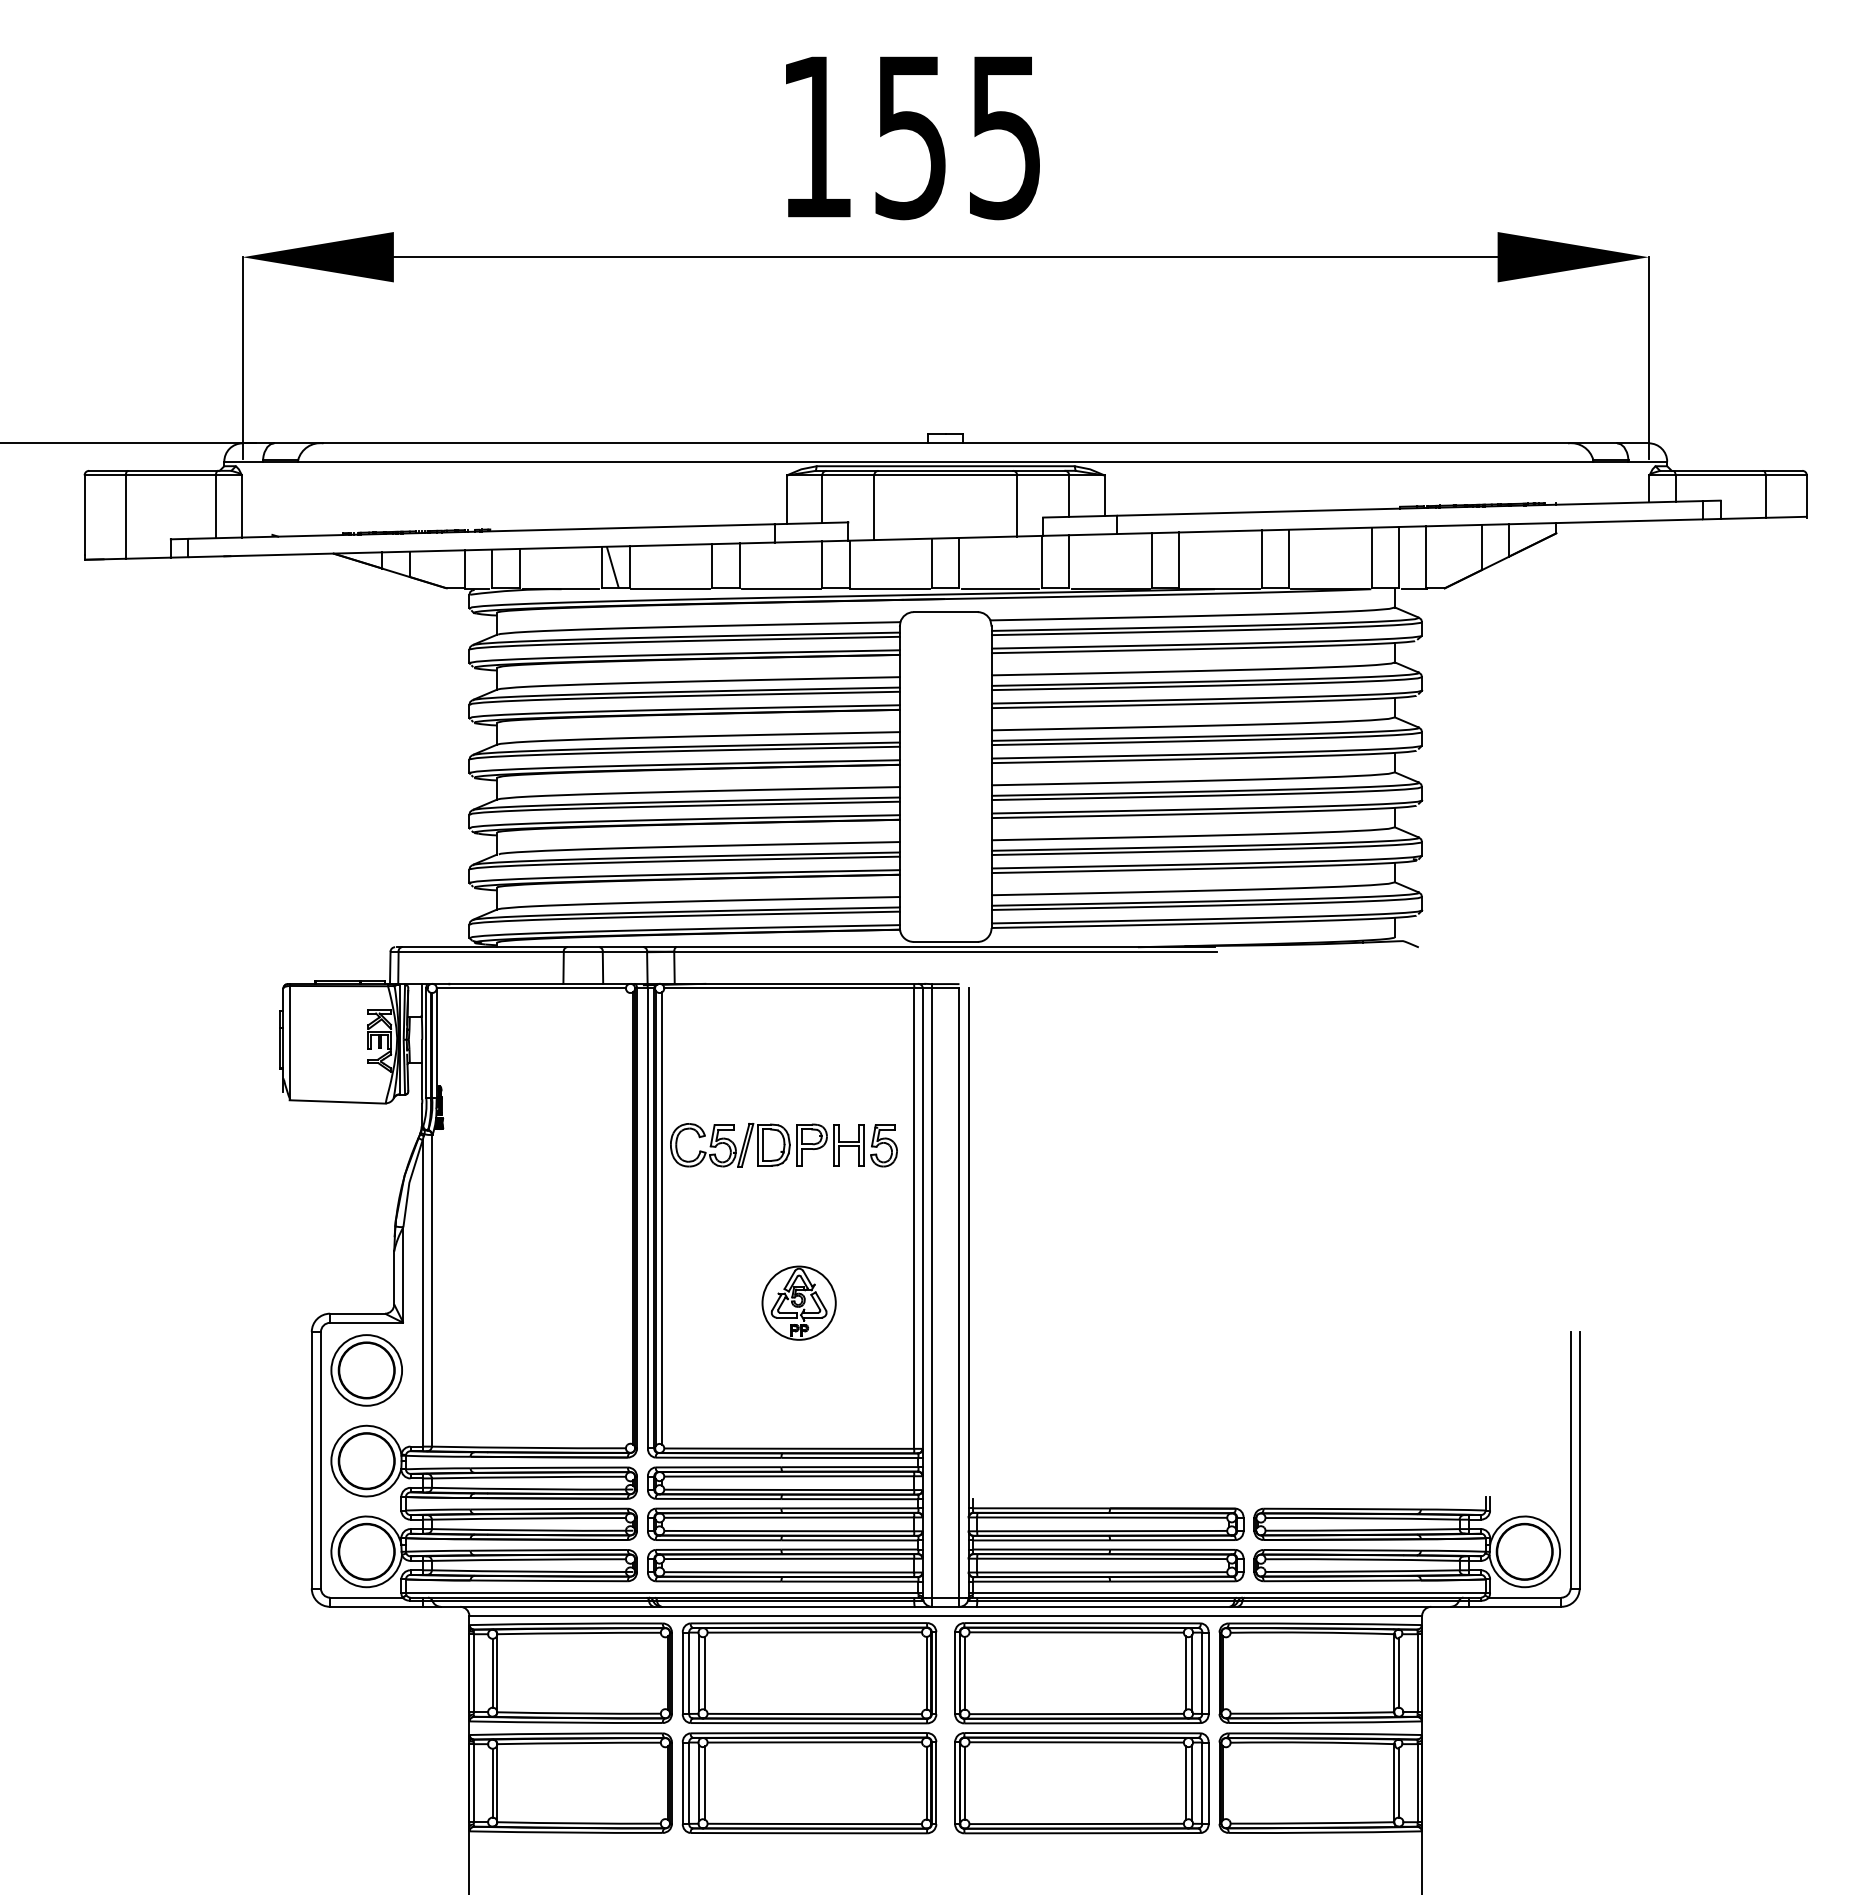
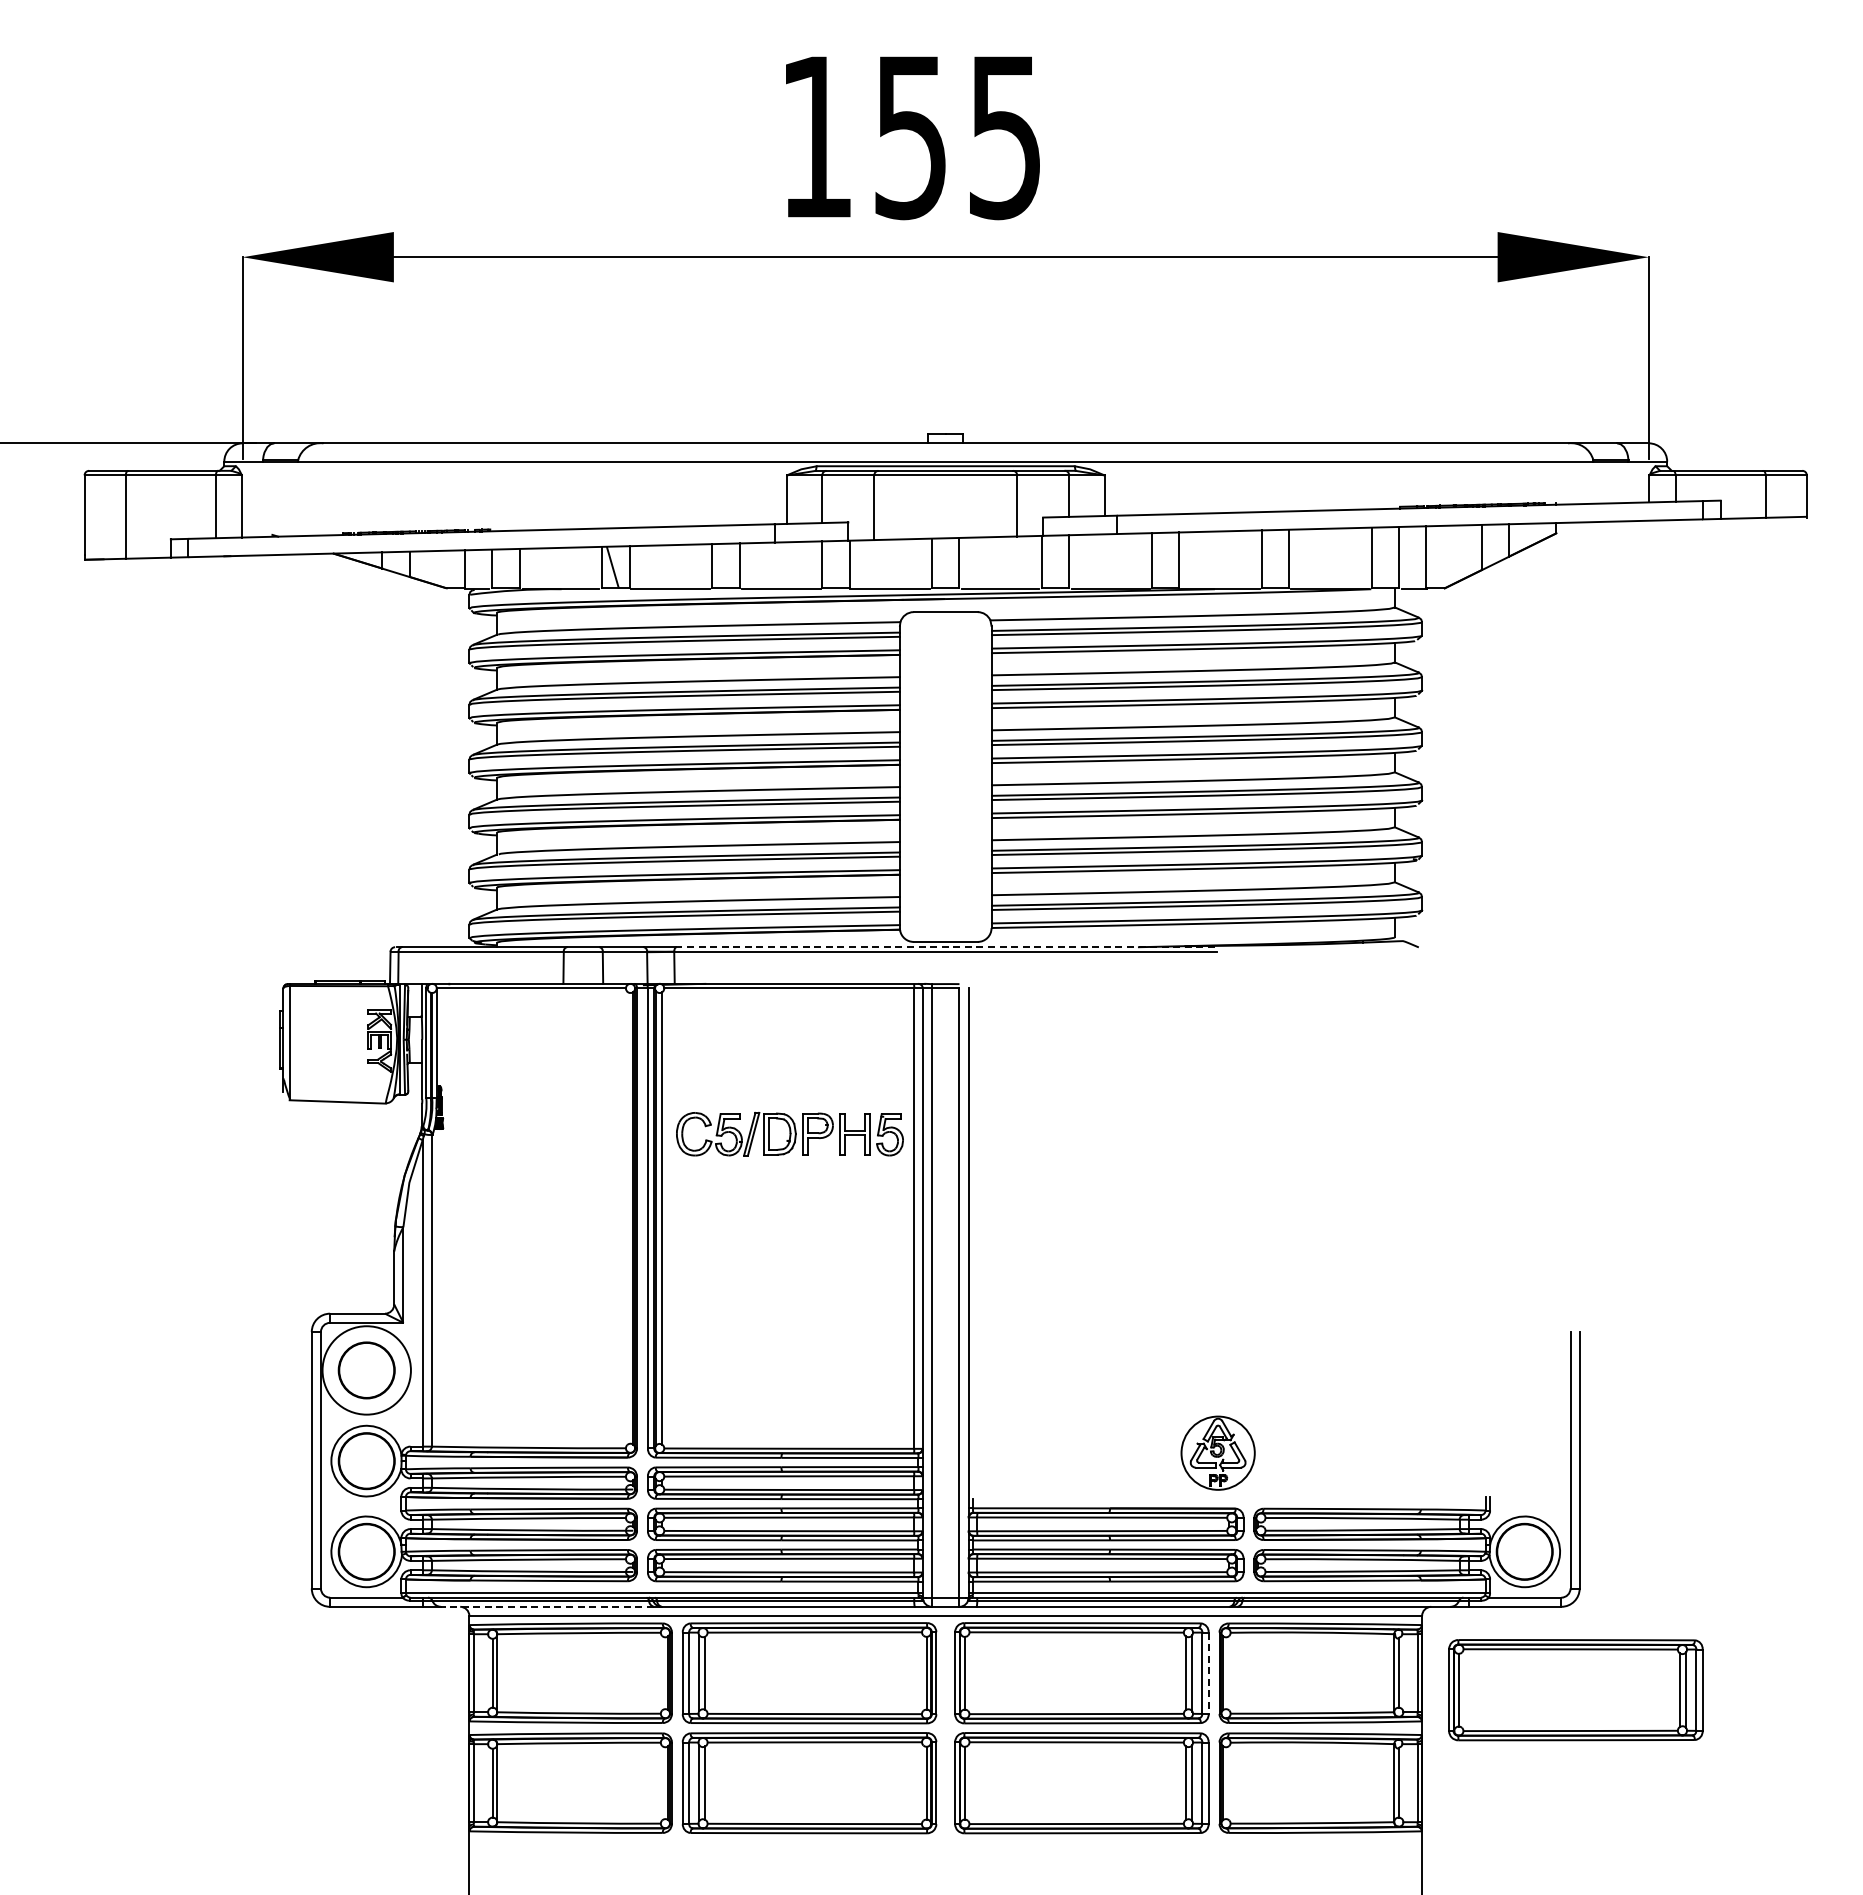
line: solid -> dashed (945, 947)
part position: (783, 1145) -> (789, 1134) (789, 1134)
part position: (798, 1302) -> (1217, 1452) (1217, 1452)
circle diameter: 71 px -> 88 px (366, 1370)
line: solid -> dashed (547, 1606)
line: solid -> dashed (1208, 1673)
part: none -> present (1575, 1690)
